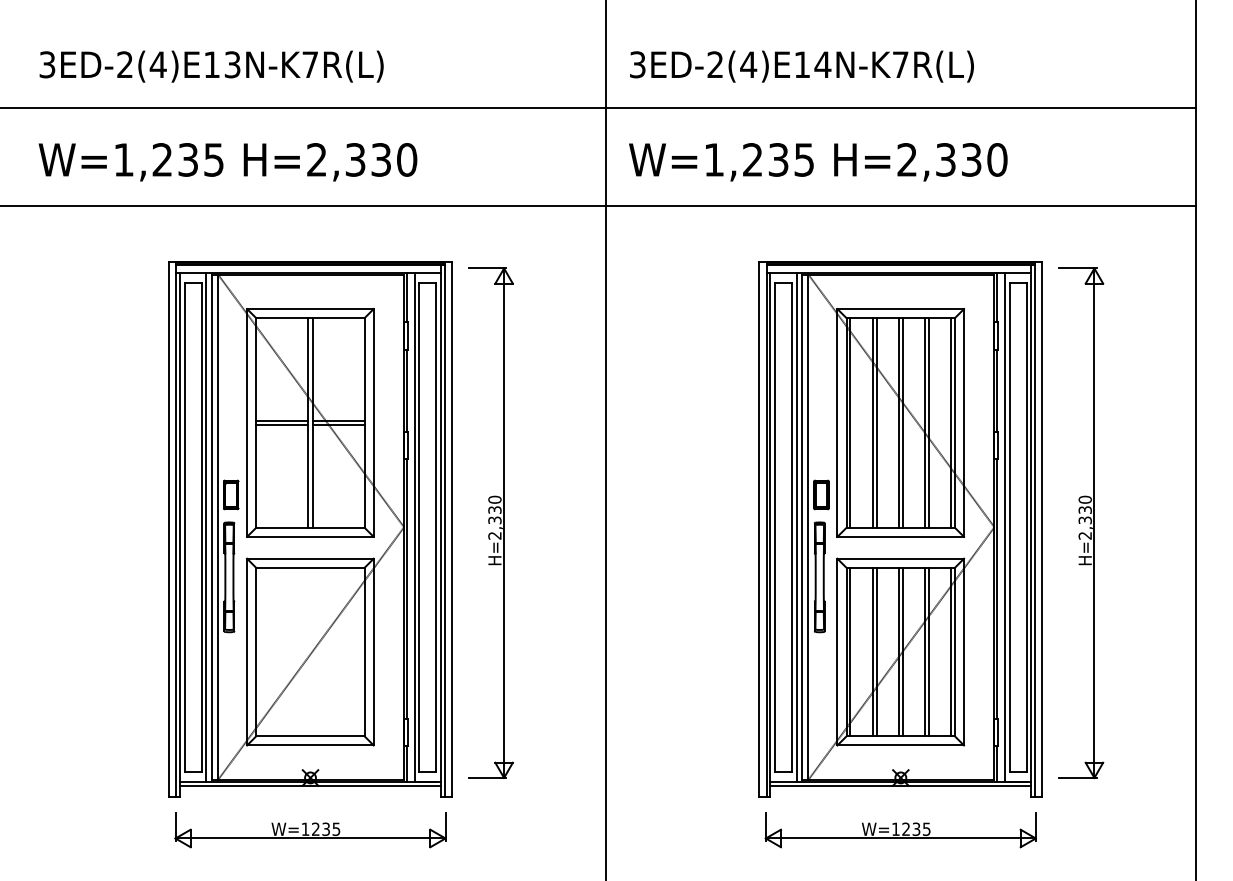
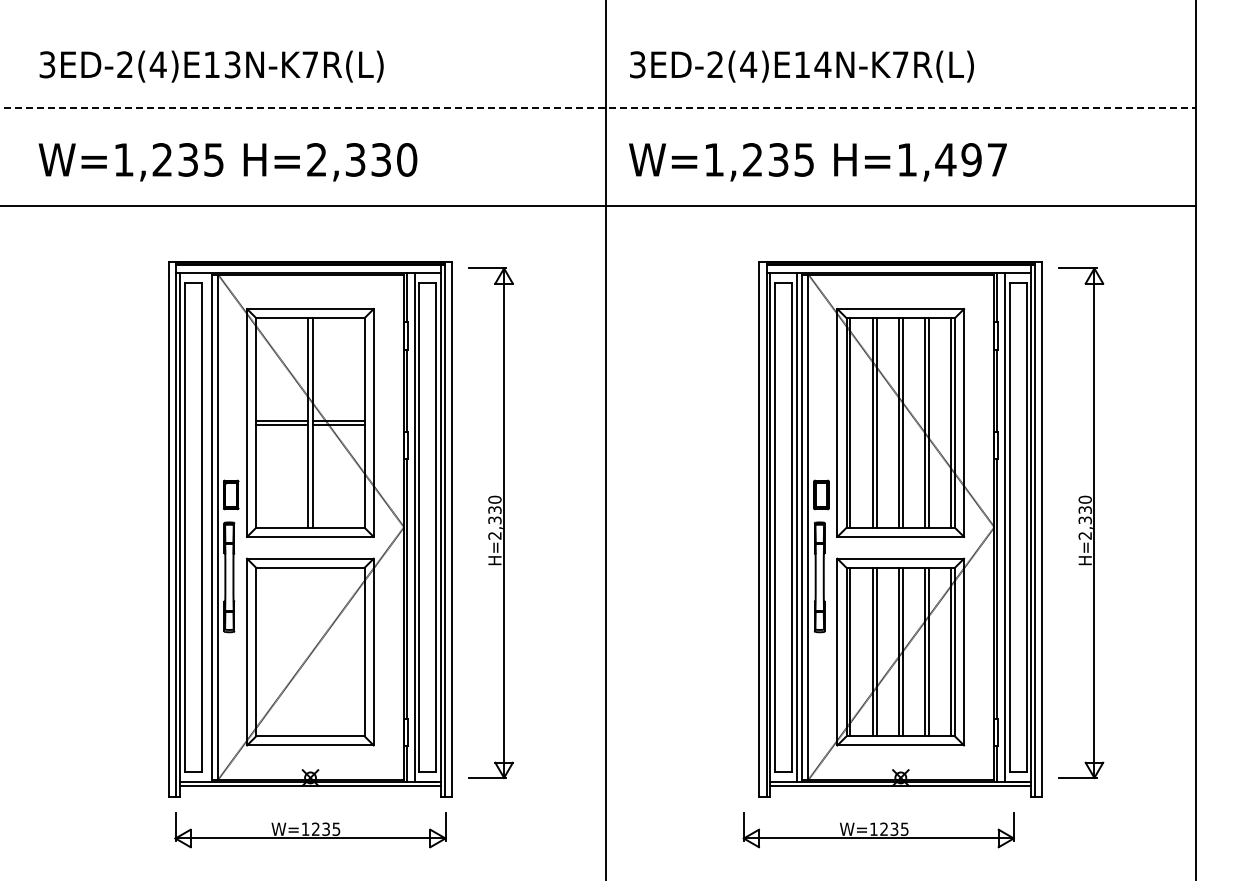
line: solid -> dashed (598, 108)
text: H=2,330 -> H=1,497 (952, 159)
line: present -> none (206, 526)
part position: (900, 830) -> (878, 830) (878, 830)
